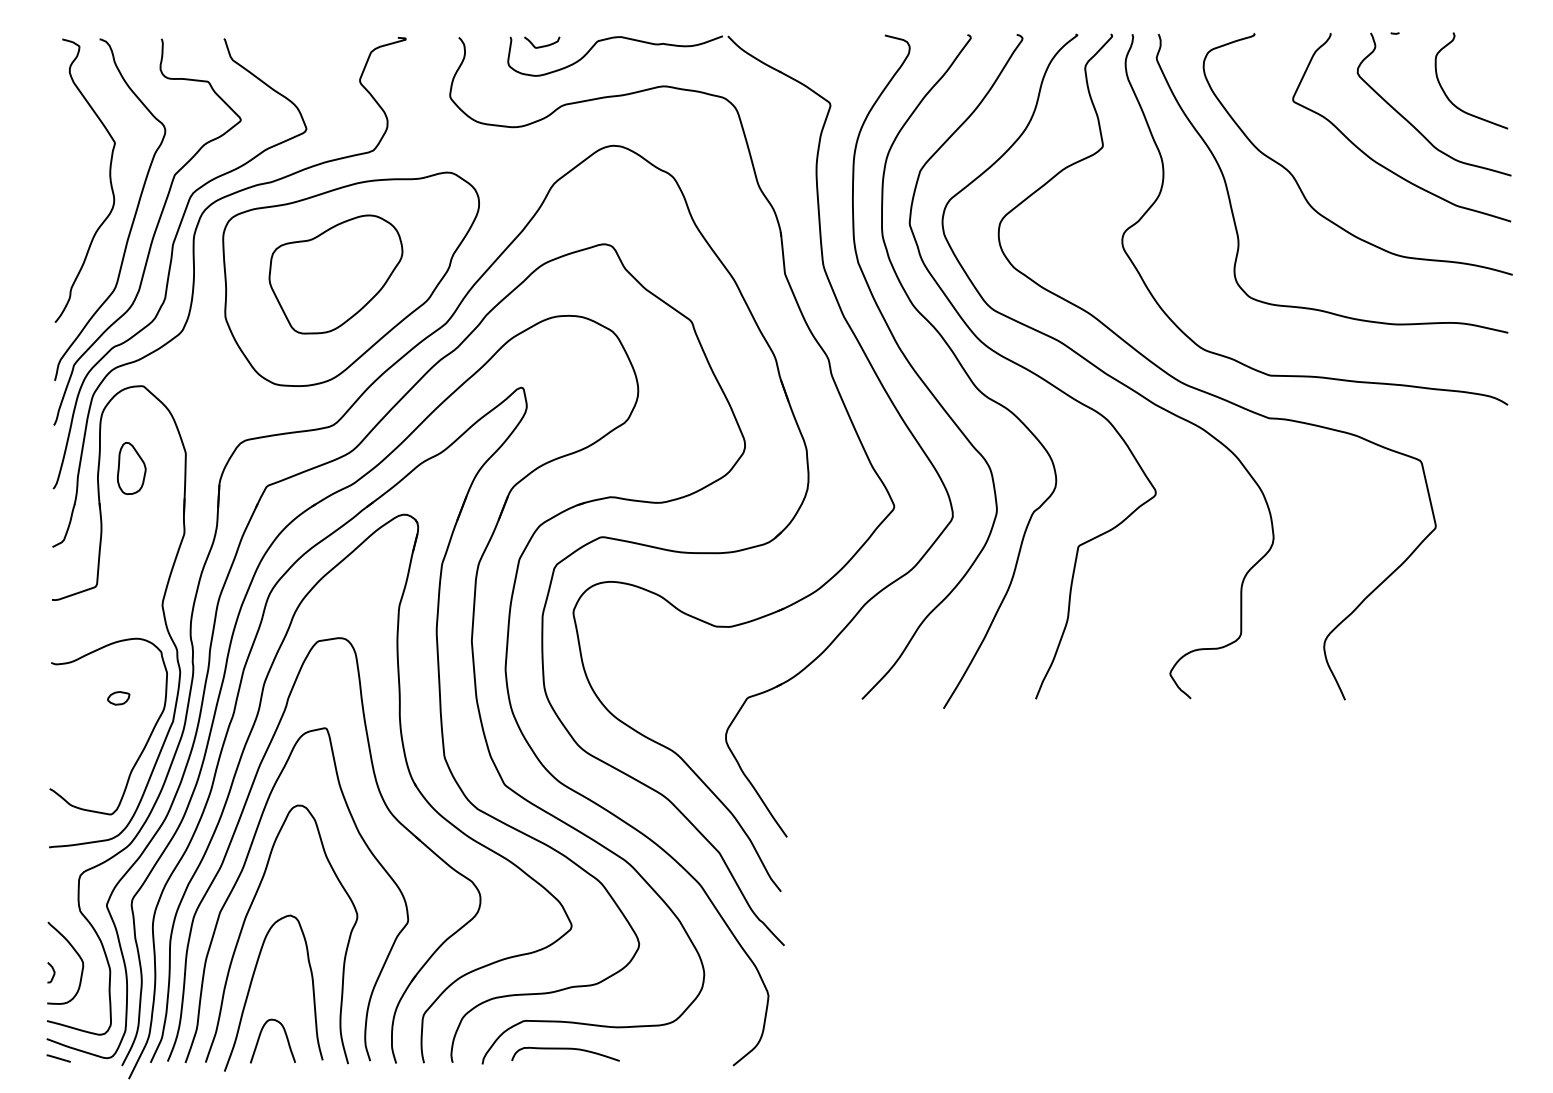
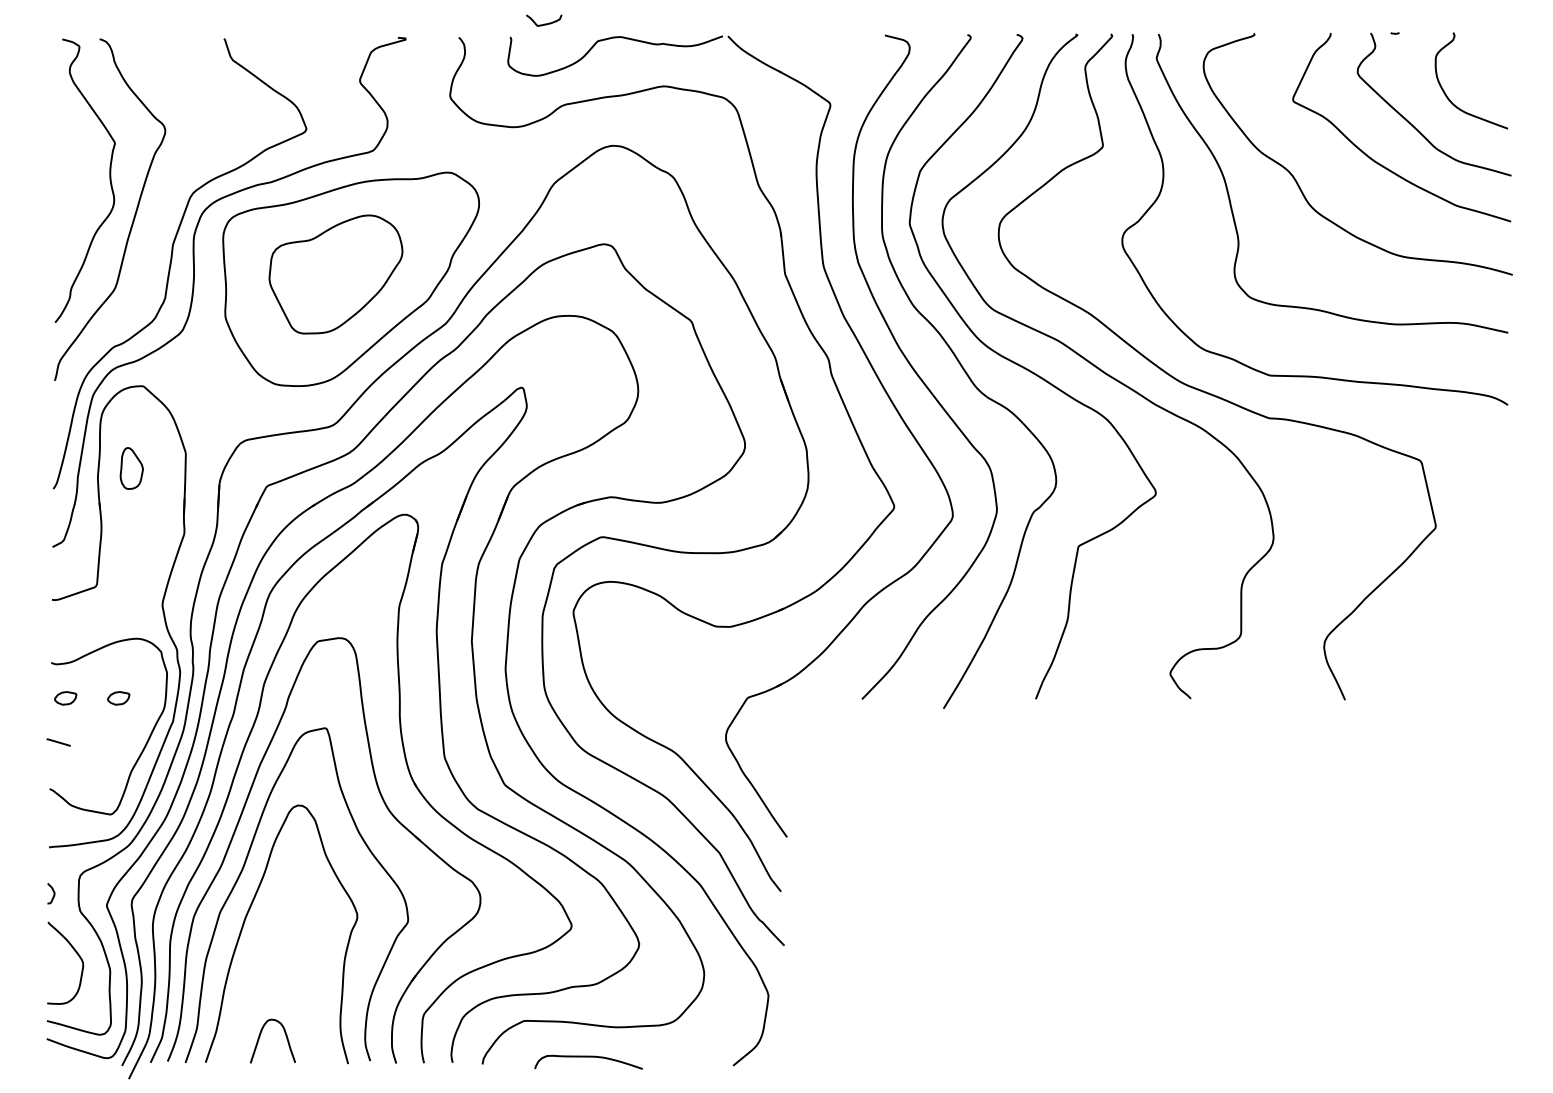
curve position: (542, 45) -> (544, 23) (544, 23)
curve: present -> none (153, 233)
part size: 30x53 px -> 25x43 px (131, 468)
part: none -> present (65, 698)
curve position: (53, 972) -> (53, 893) (53, 893)
curve: present -> none (251, 985)
curve position: (565, 1049) -> (588, 1057) (588, 1057)
line position: (58, 1058) -> (58, 742) (58, 742)
